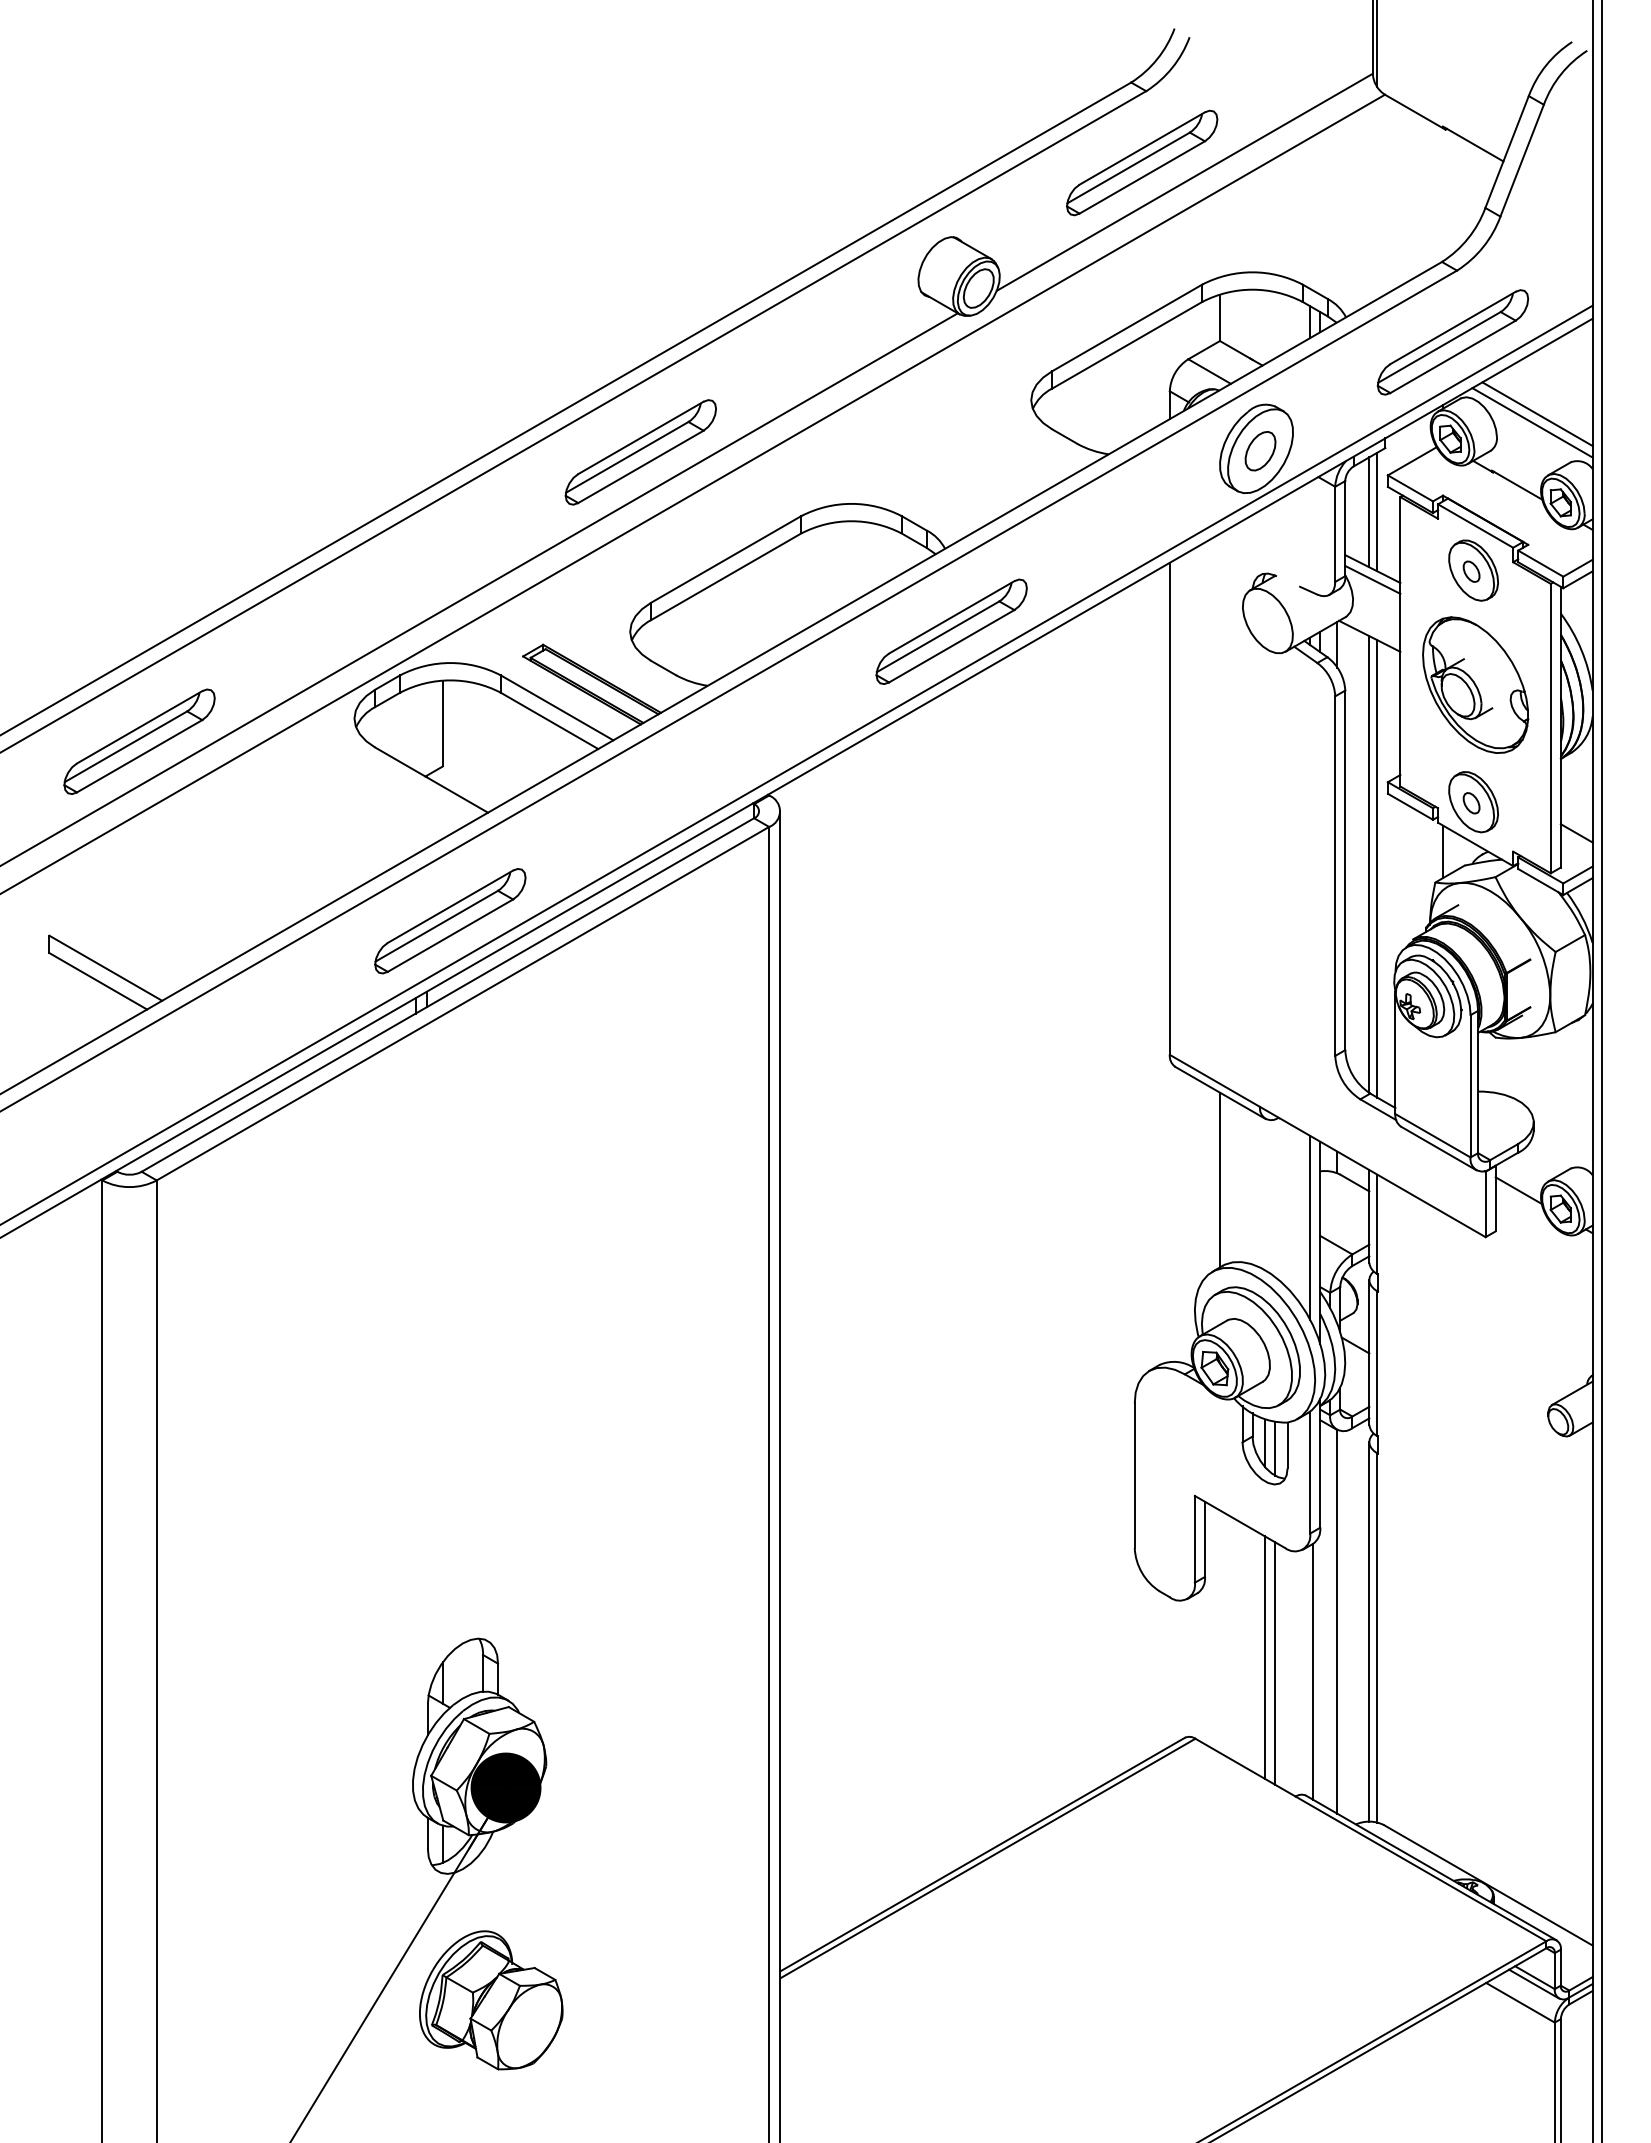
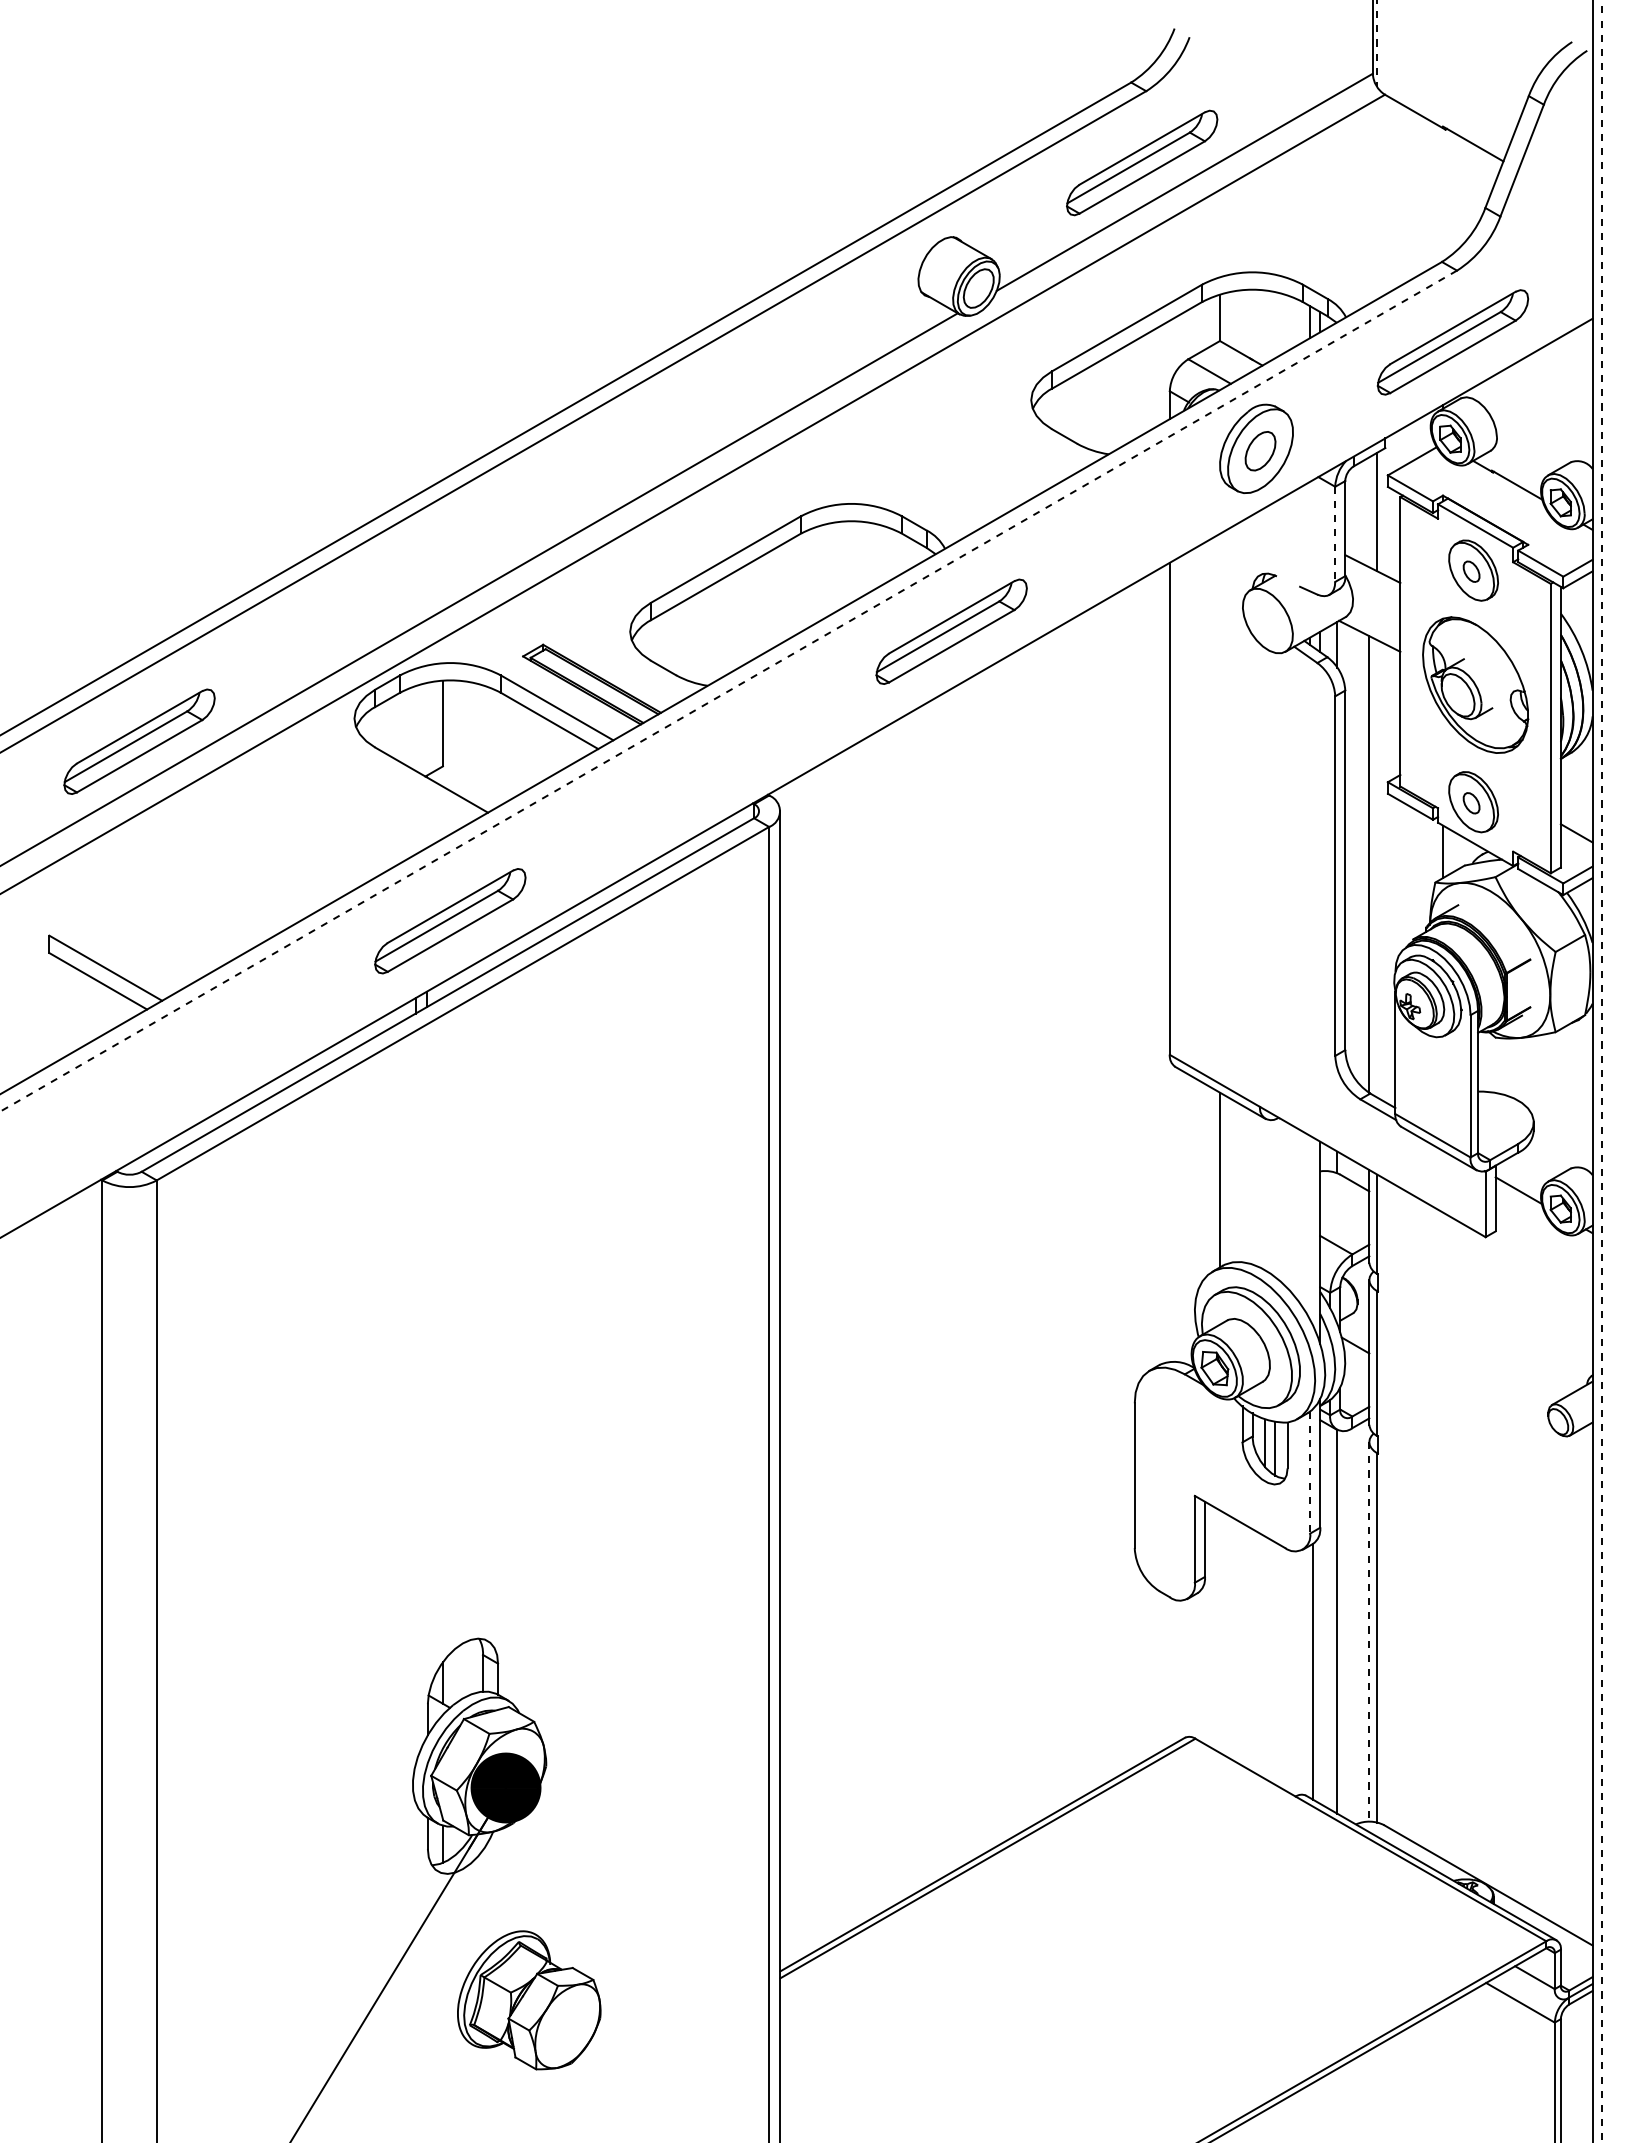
line: solid -> dashed (1377, 44)
line: present -> none (1537, 413)
line: present -> none (1532, 422)
part: present -> none (640, 452)
line: present -> none (1369, 512)
line: solid -> dashed (1335, 534)
line: present -> none (1372, 579)
line: solid -> dashed (728, 691)
line: present -> none (797, 764)
line: present -> none (1377, 868)
line: solid -> dashed (1601, 1071)
line: present -> none (1310, 1227)
line: solid -> dashed (1310, 1472)
line: solid -> dashed (1369, 1631)
line: present -> none (1265, 1657)
line: present -> none (1275, 1663)
line: present -> none (1534, 1983)
part position: (491, 2000) -> (529, 2000) (529, 2000)
